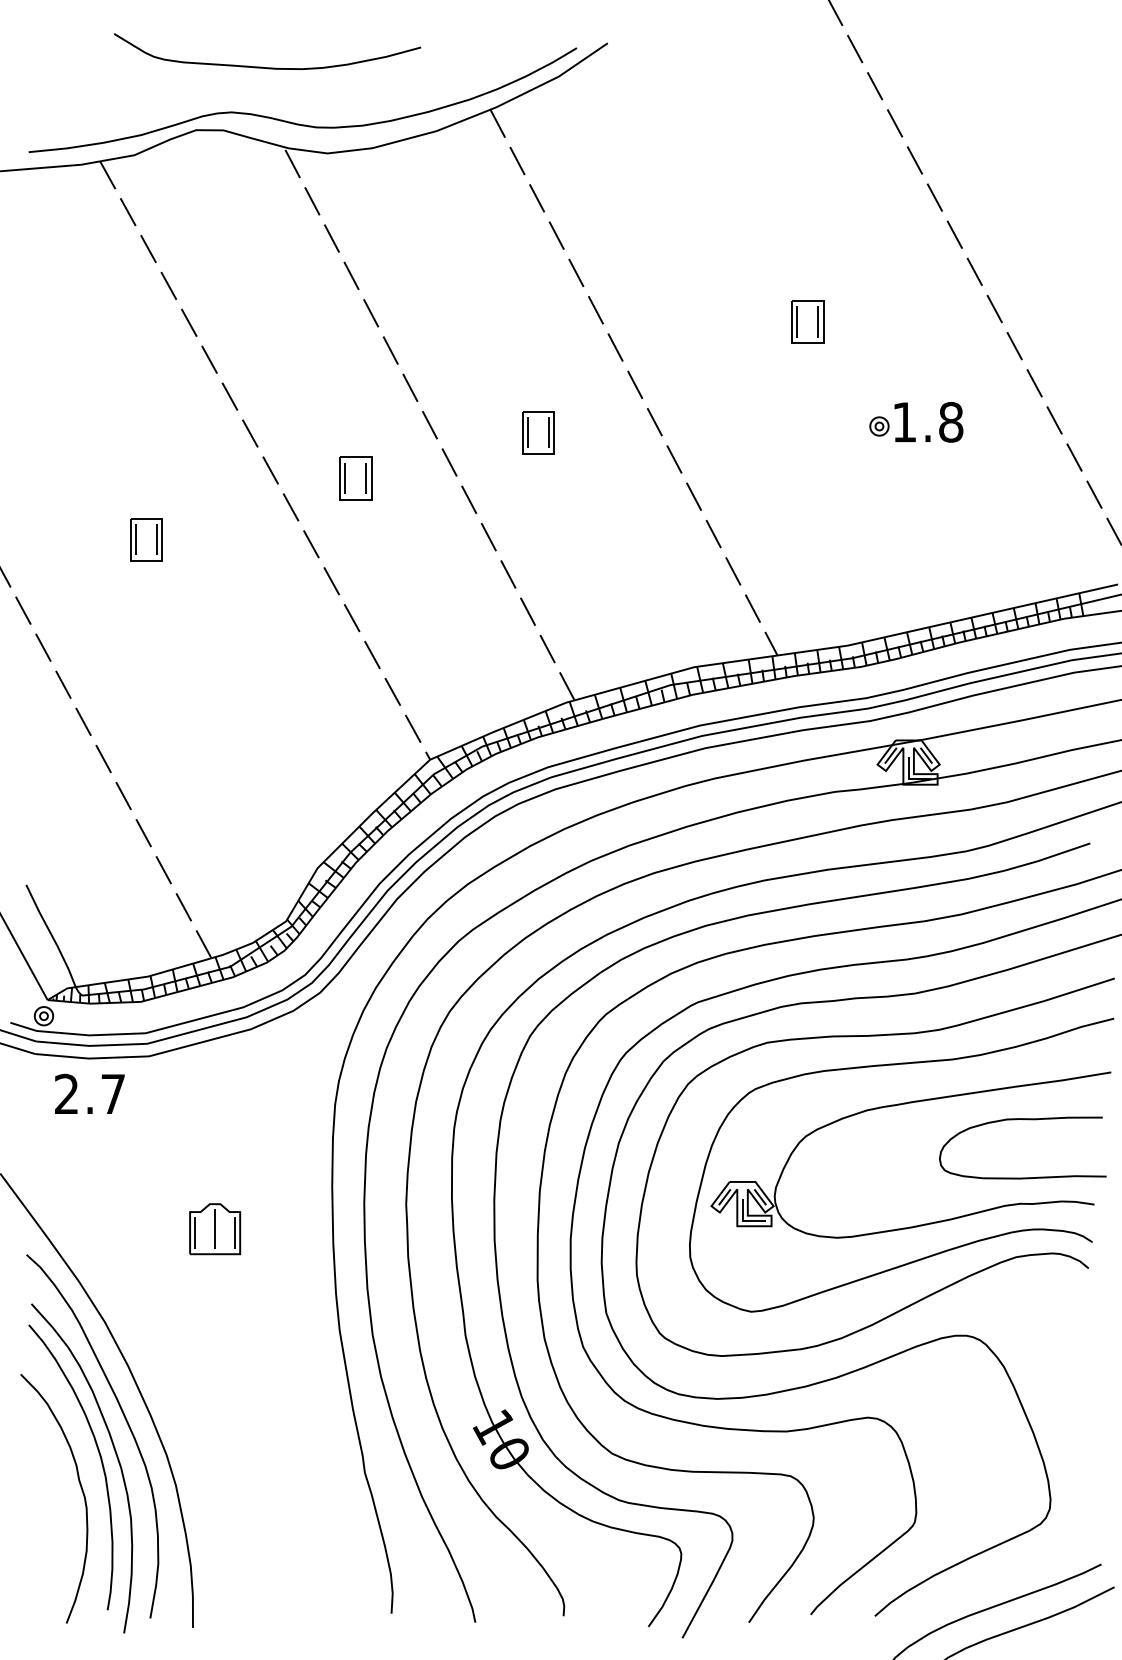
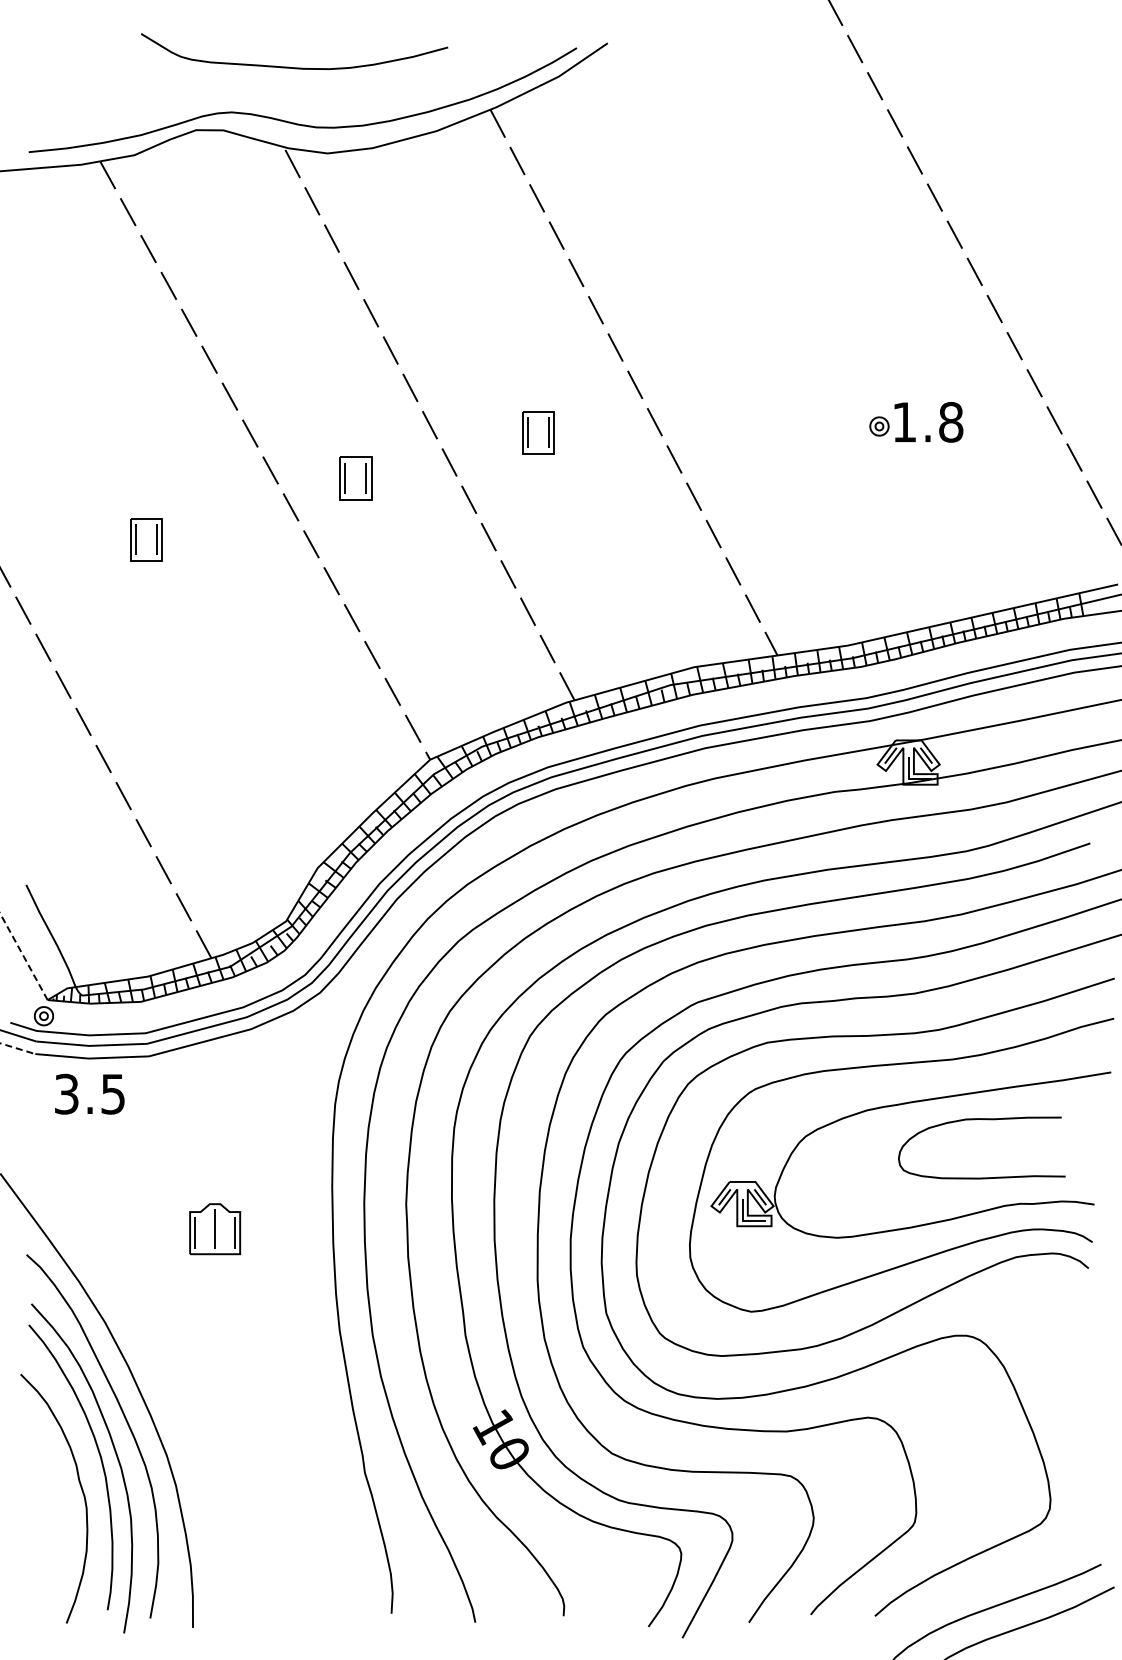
curve position: (262, 66) -> (289, 66) (289, 66)
part: present -> none (807, 321)
line: solid -> dashed (23, 956)
line: solid -> dashed (18, 1048)
text: 2.7 -> 3.5 (89, 1094)
curve position: (1026, 1120) -> (985, 1120) (985, 1120)
